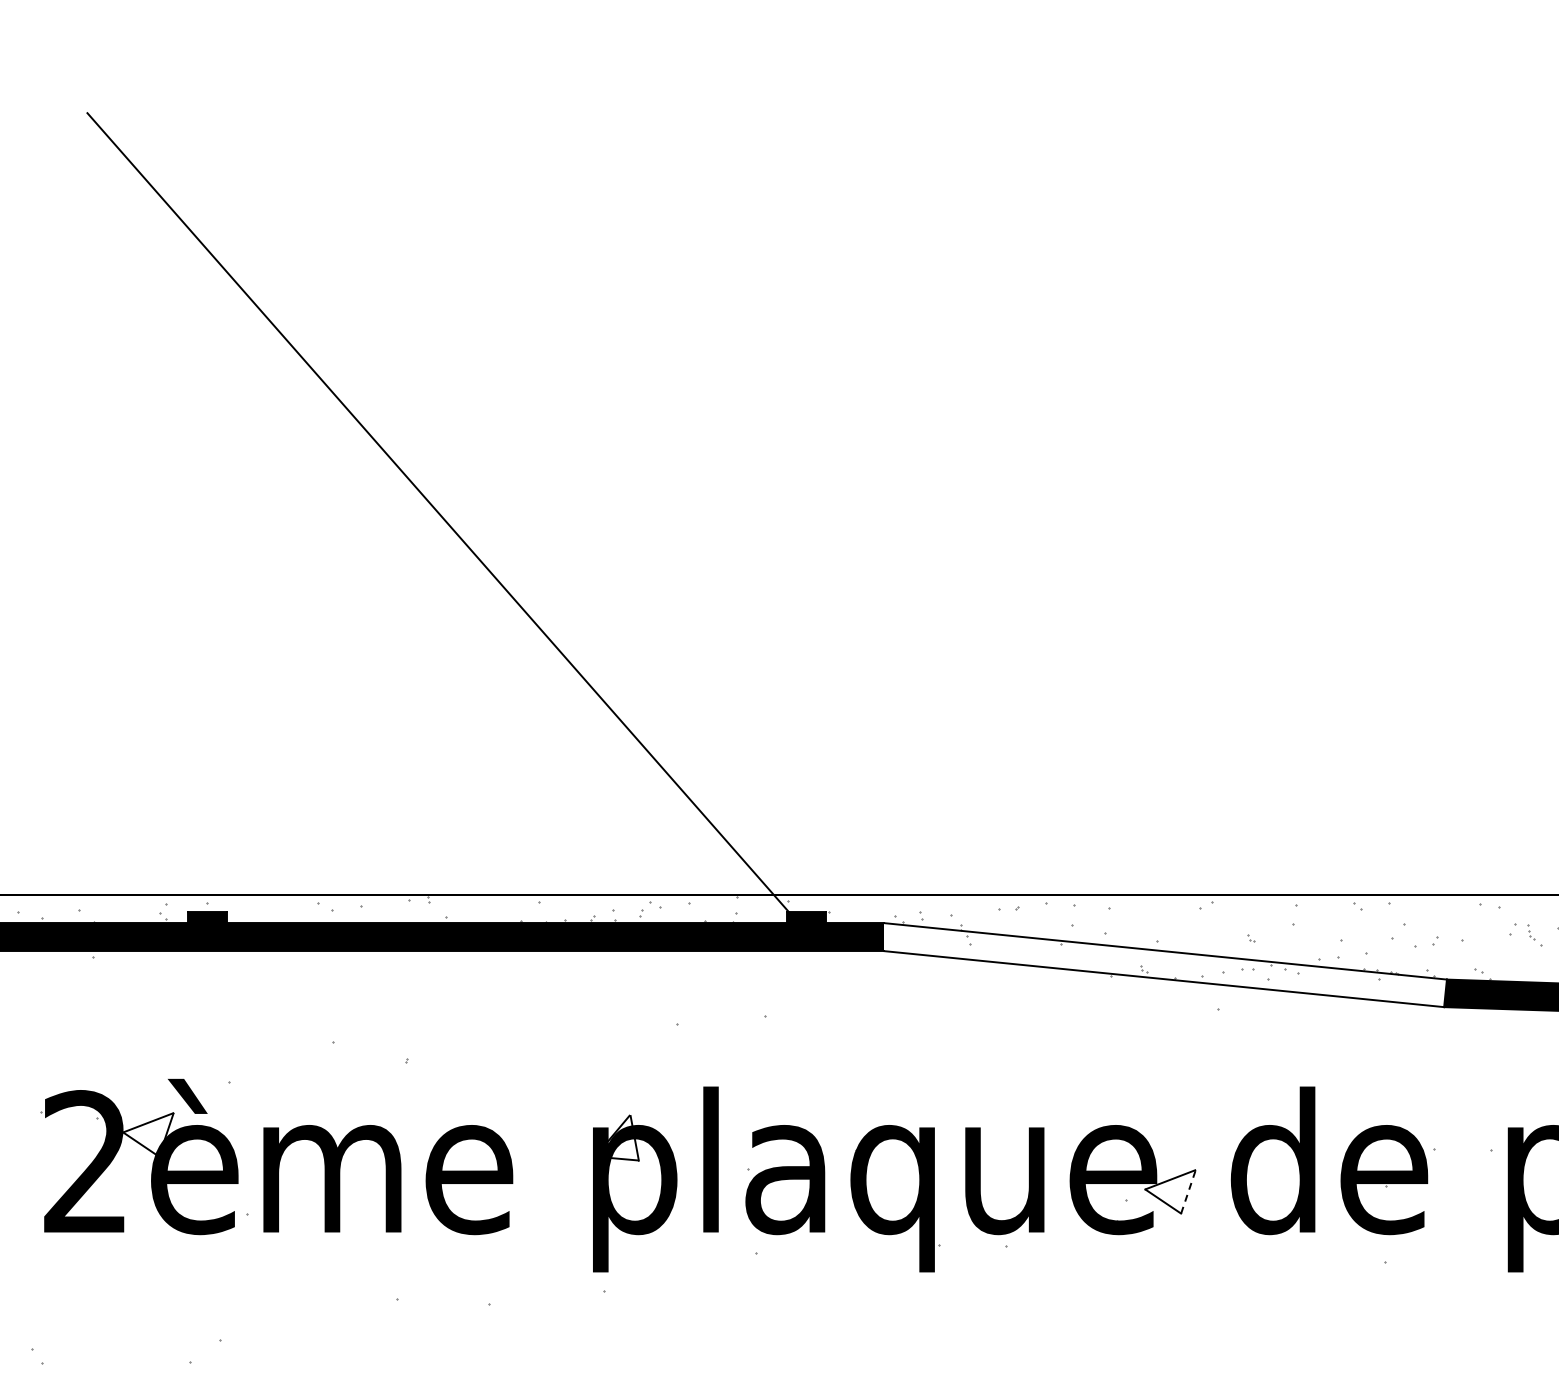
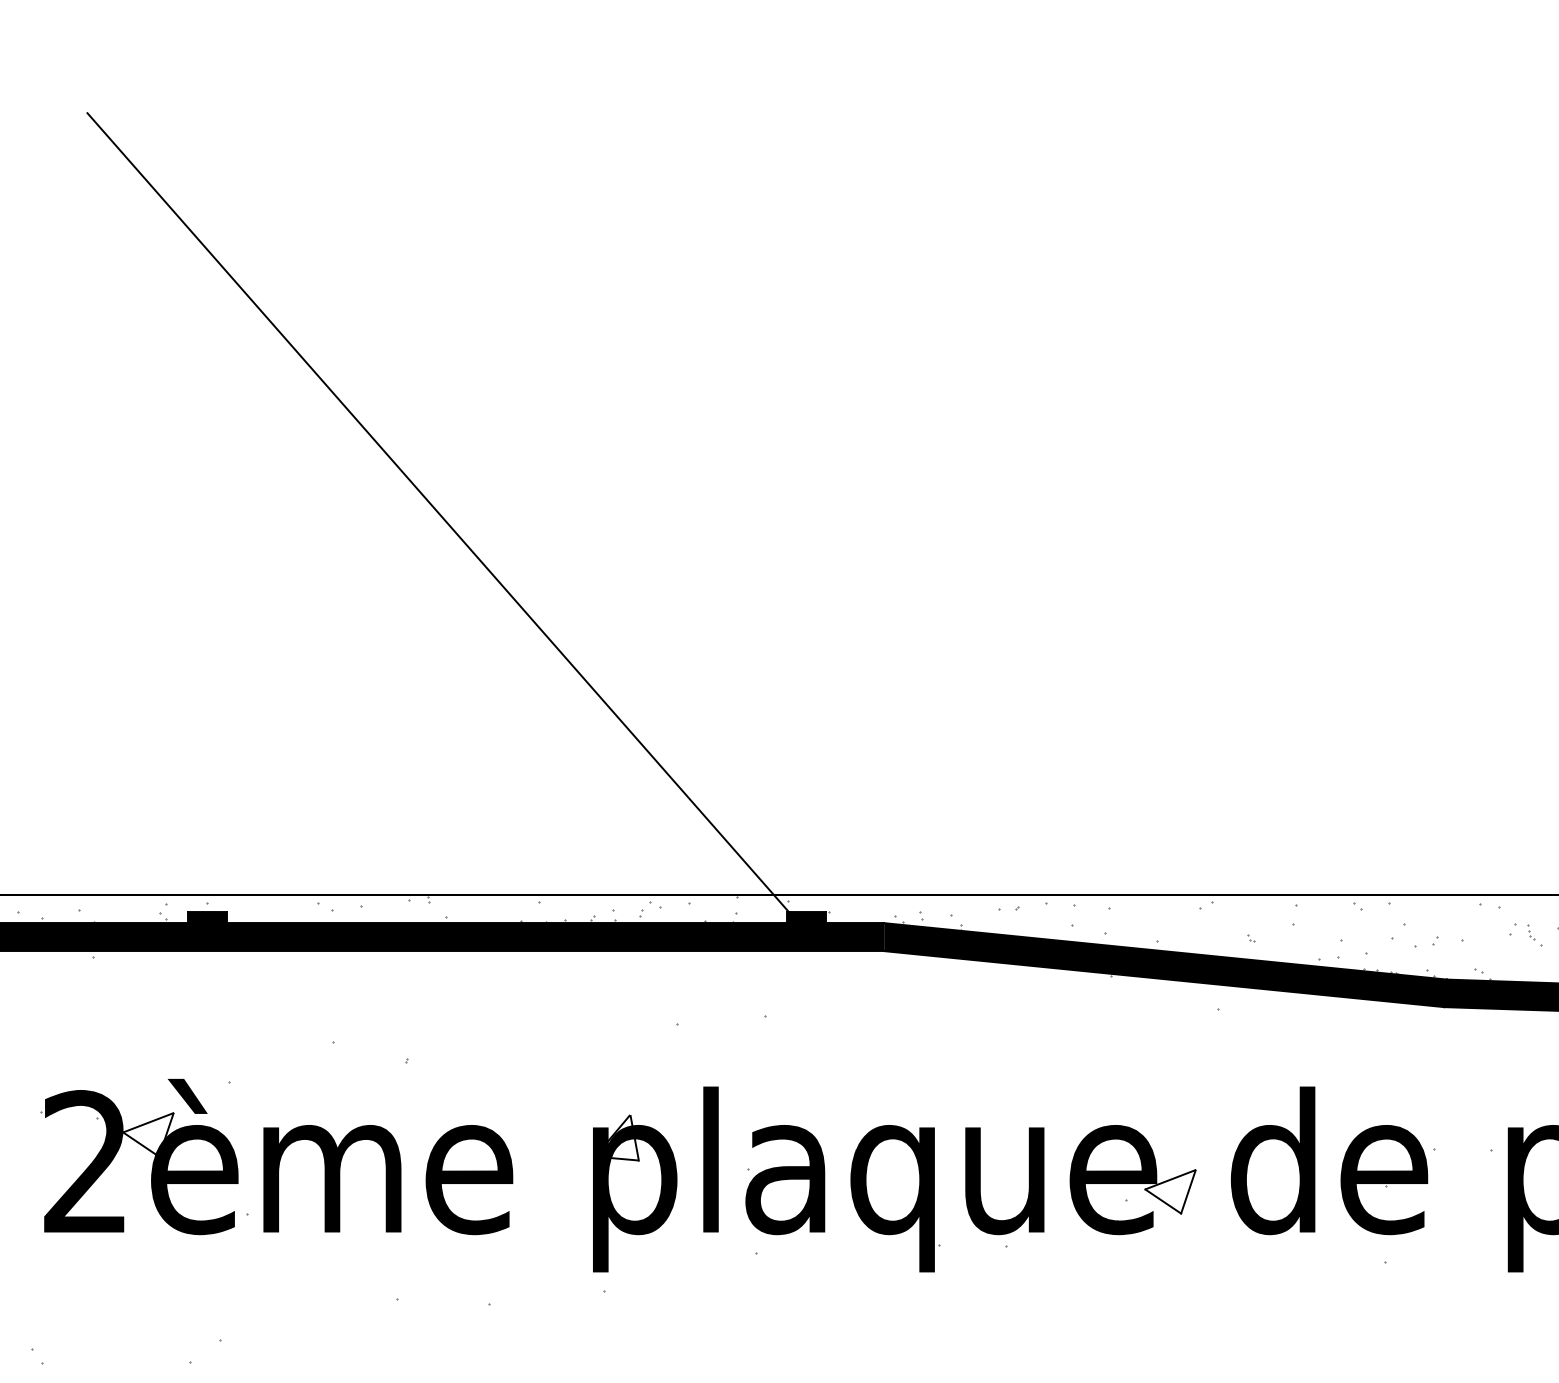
fill: none -> present (1165, 965)
line: dashed -> solid (1188, 1192)
